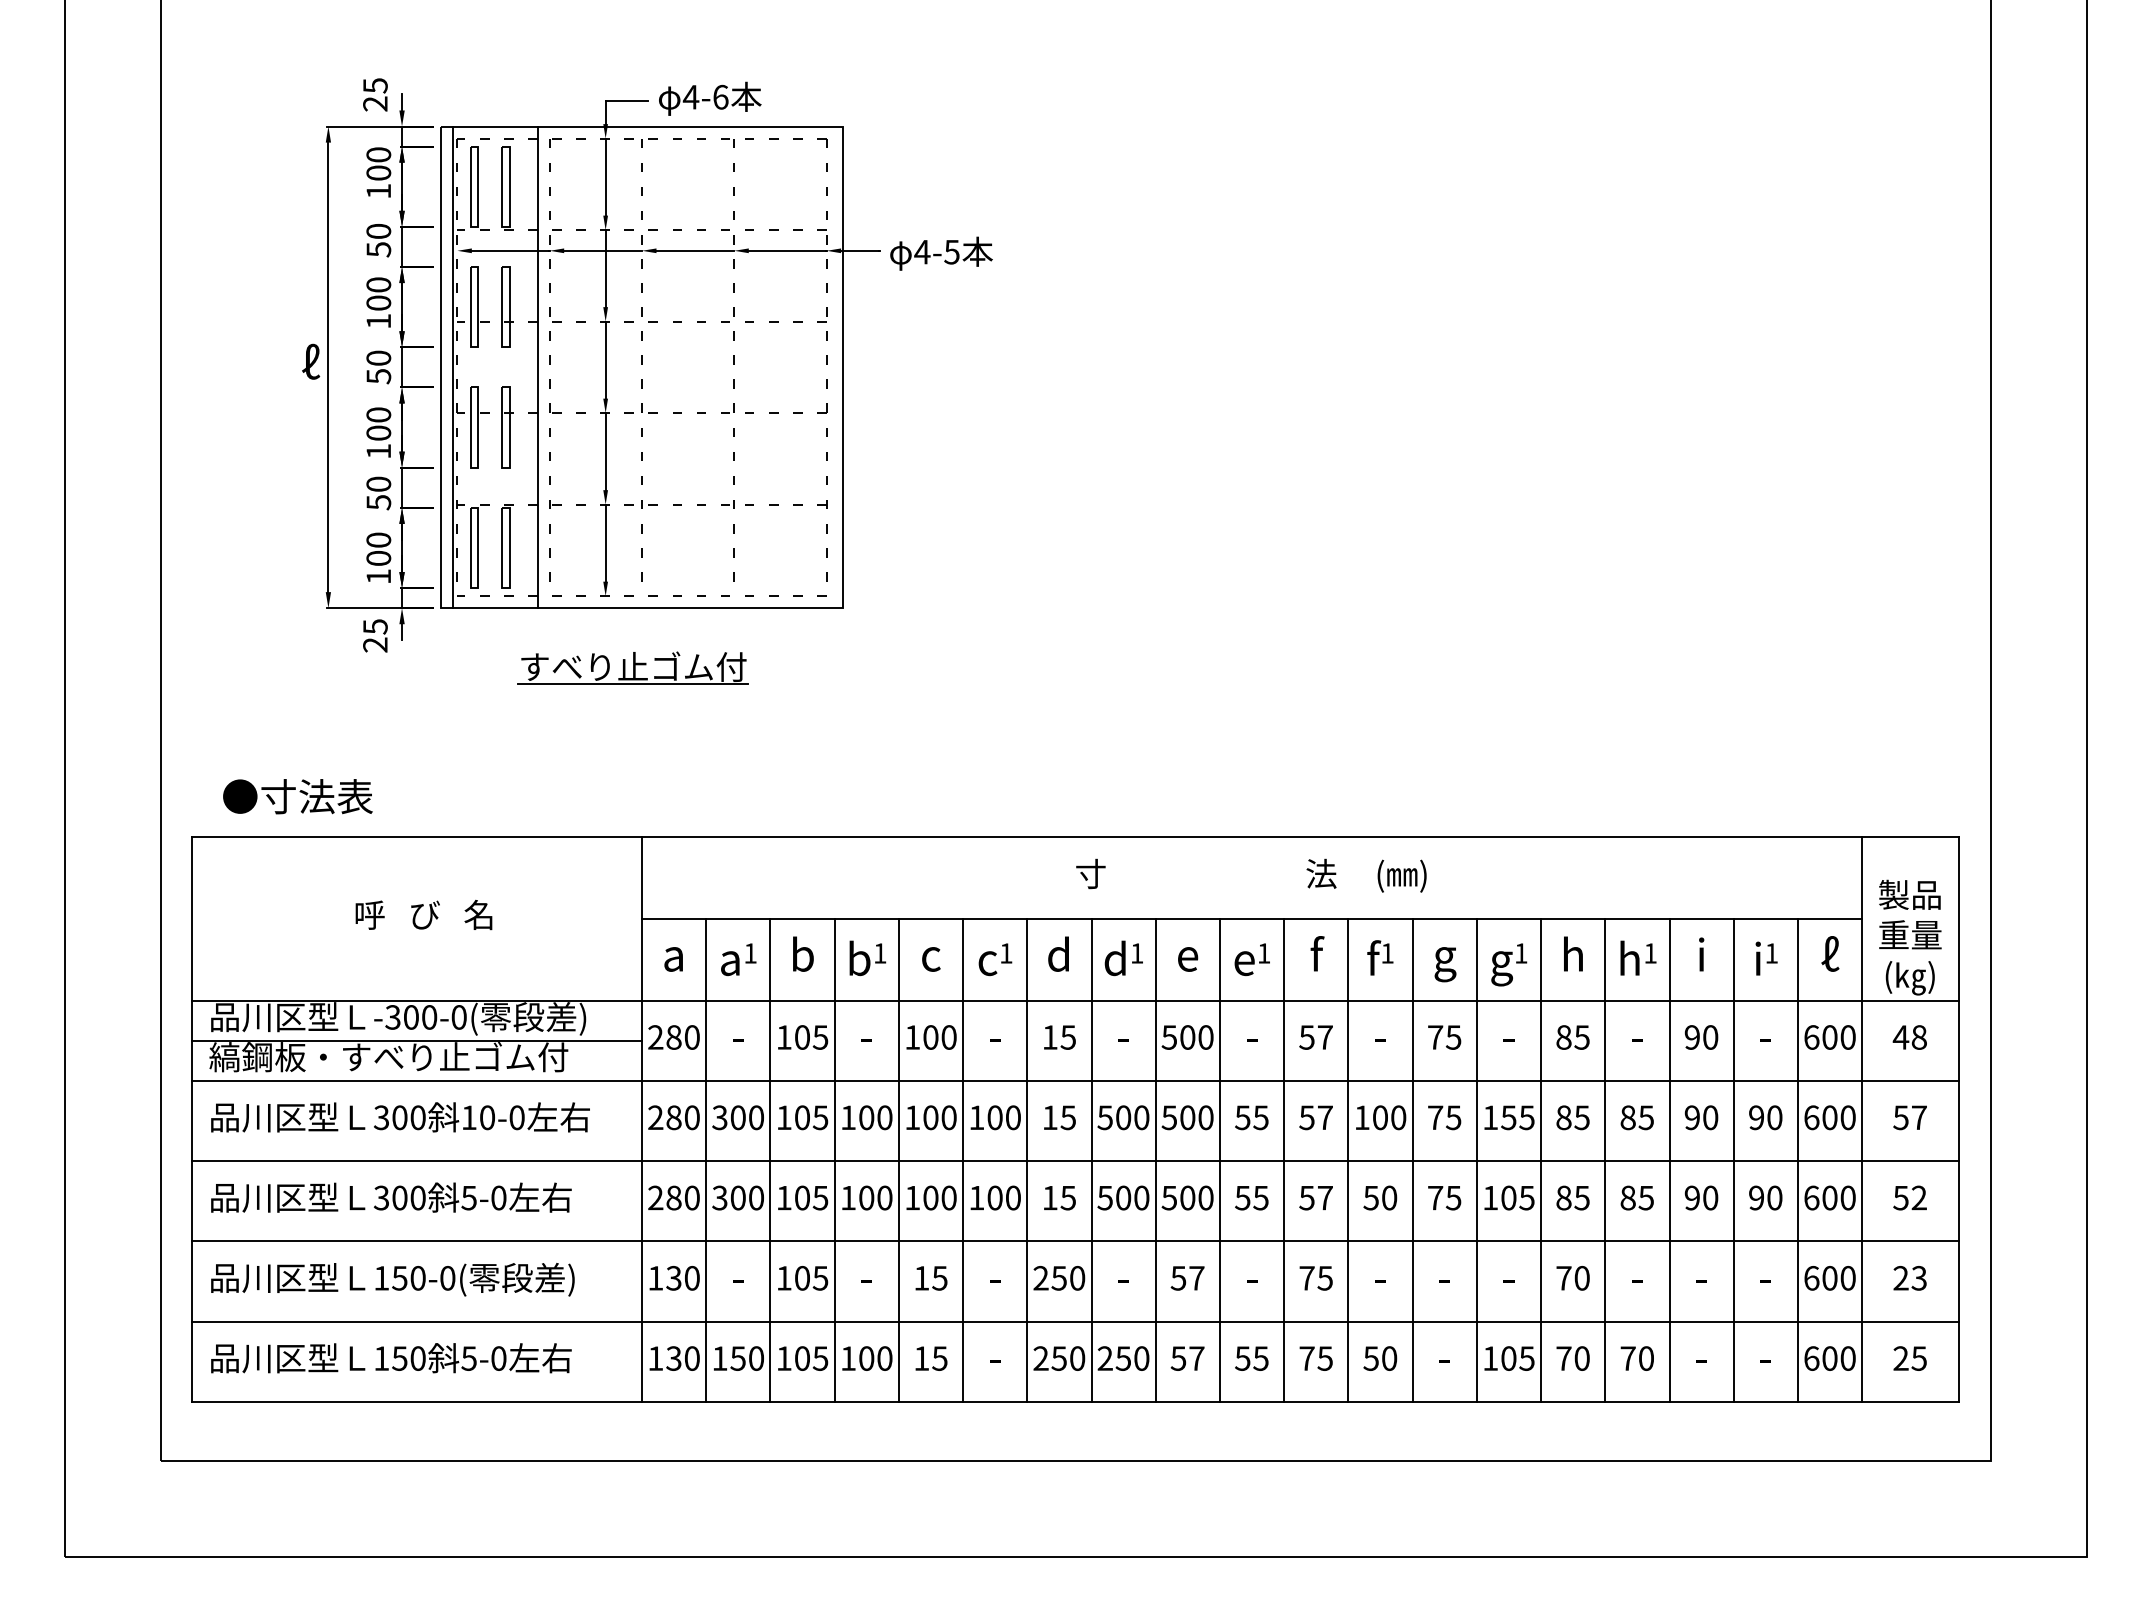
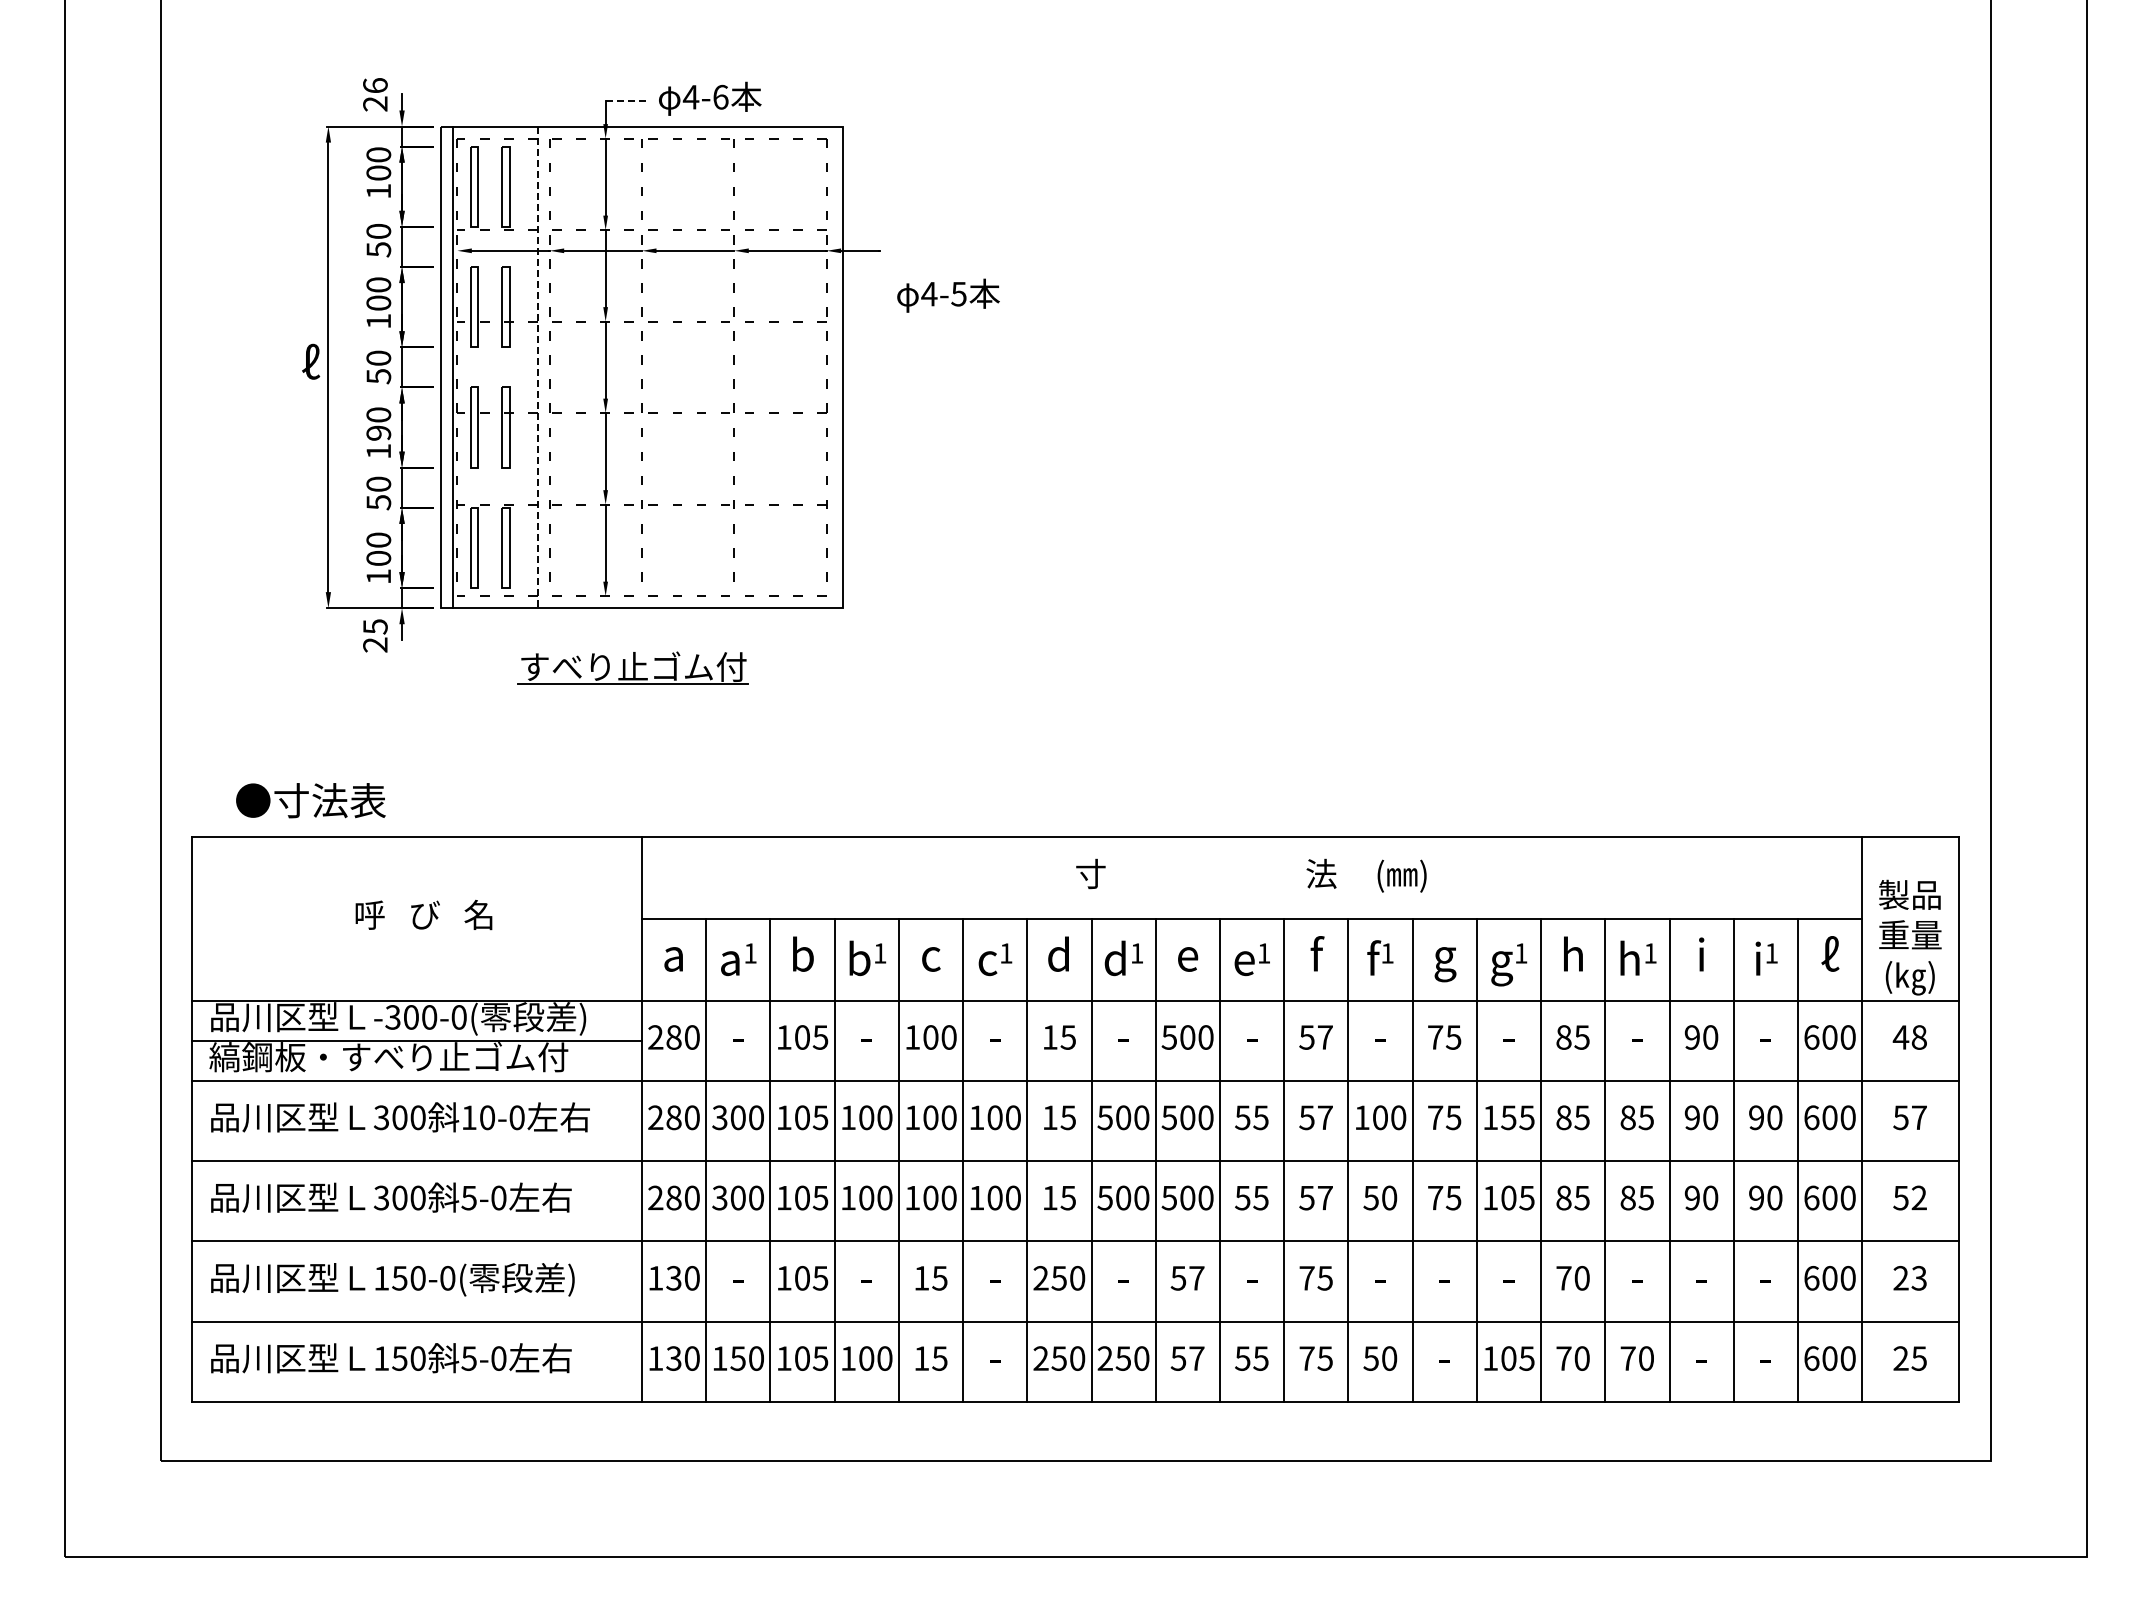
text: 25 -> 26 (375, 85)
line: solid -> dashed (627, 100)
text position: (941, 253) -> (948, 295) (948, 295)
line: solid -> dashed (537, 367)
text: 100 -> 190 (378, 432)
text position: (297, 796) -> (310, 800) (310, 800)
